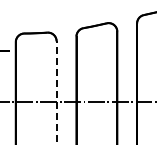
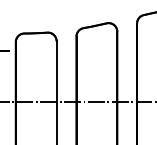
line: dashed -> solid (56, 93)
